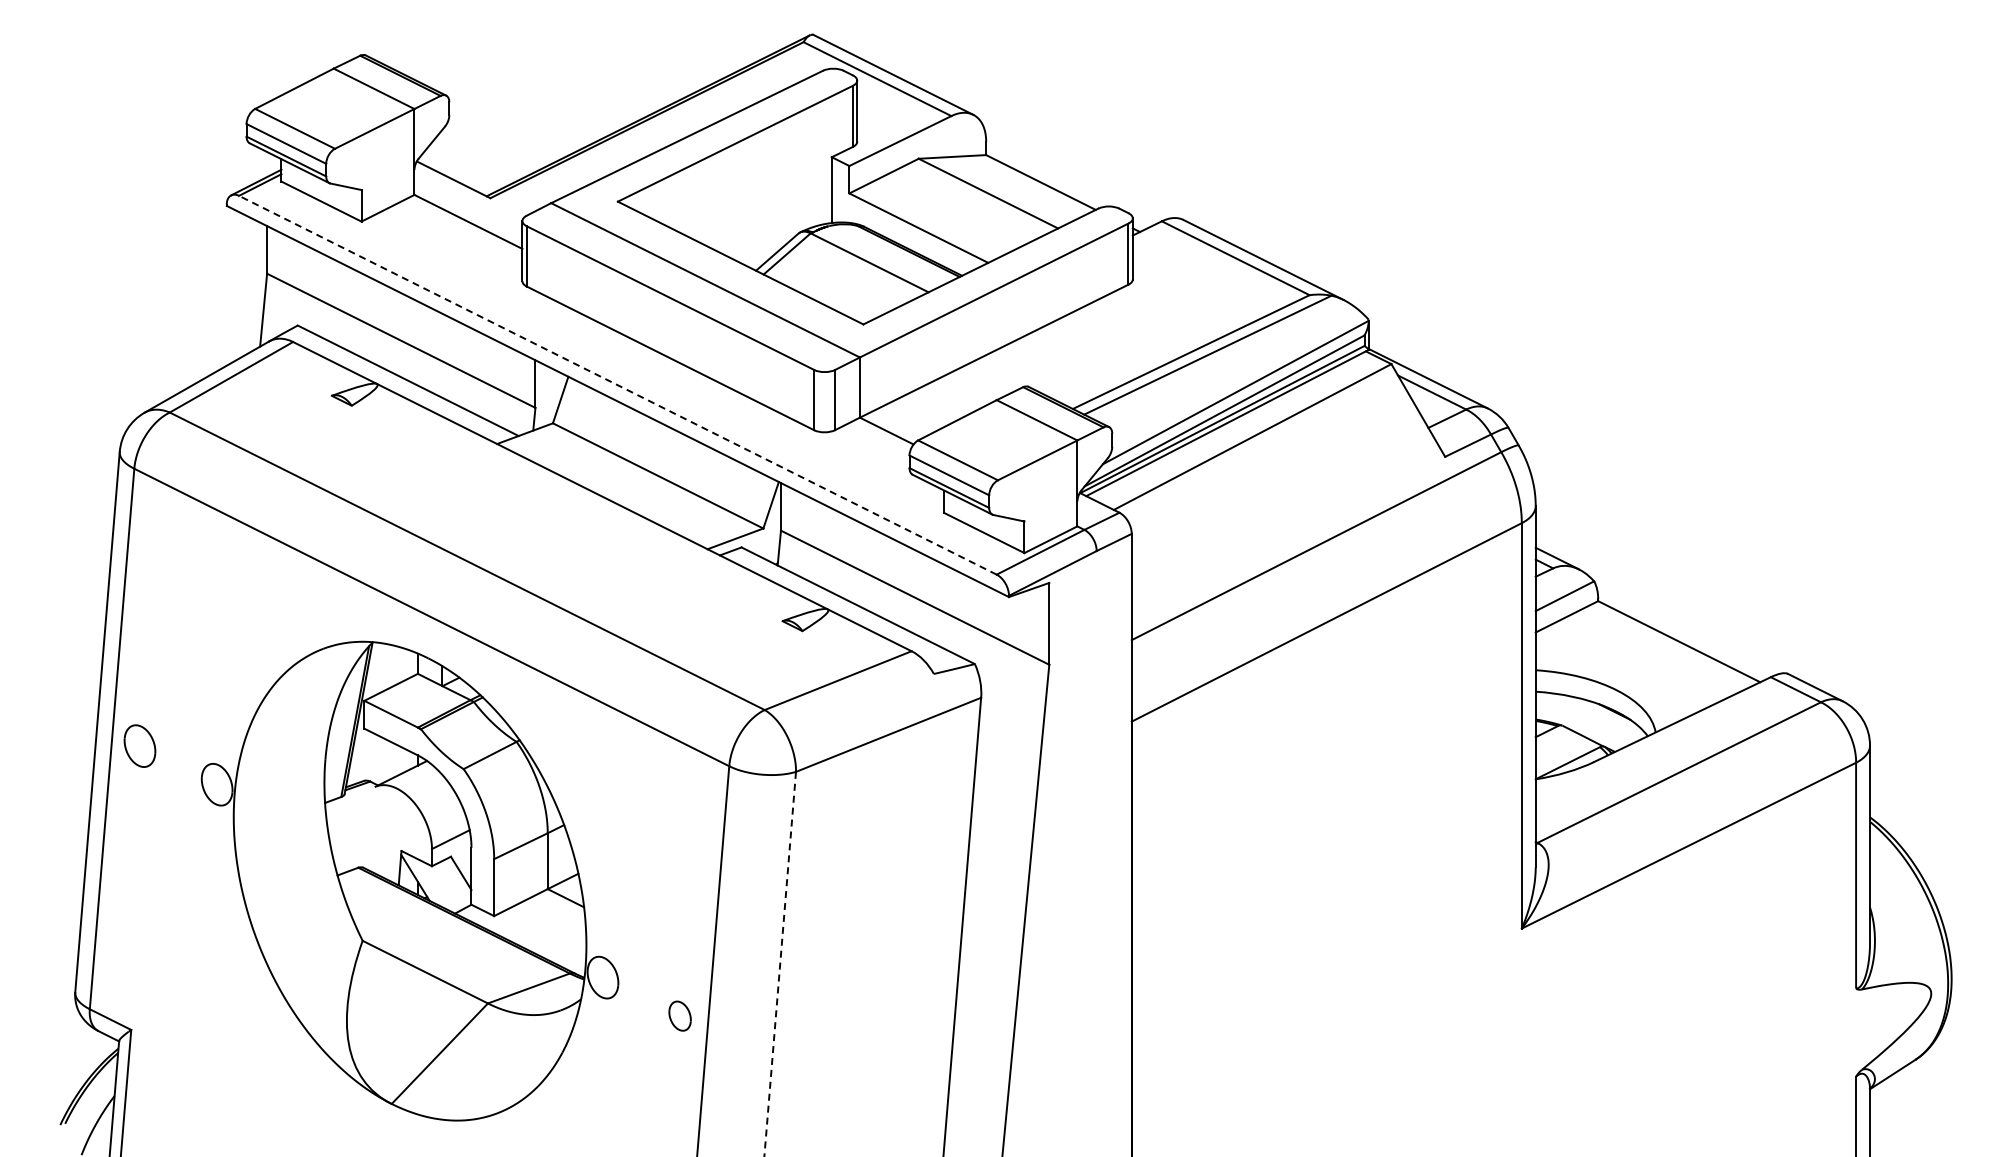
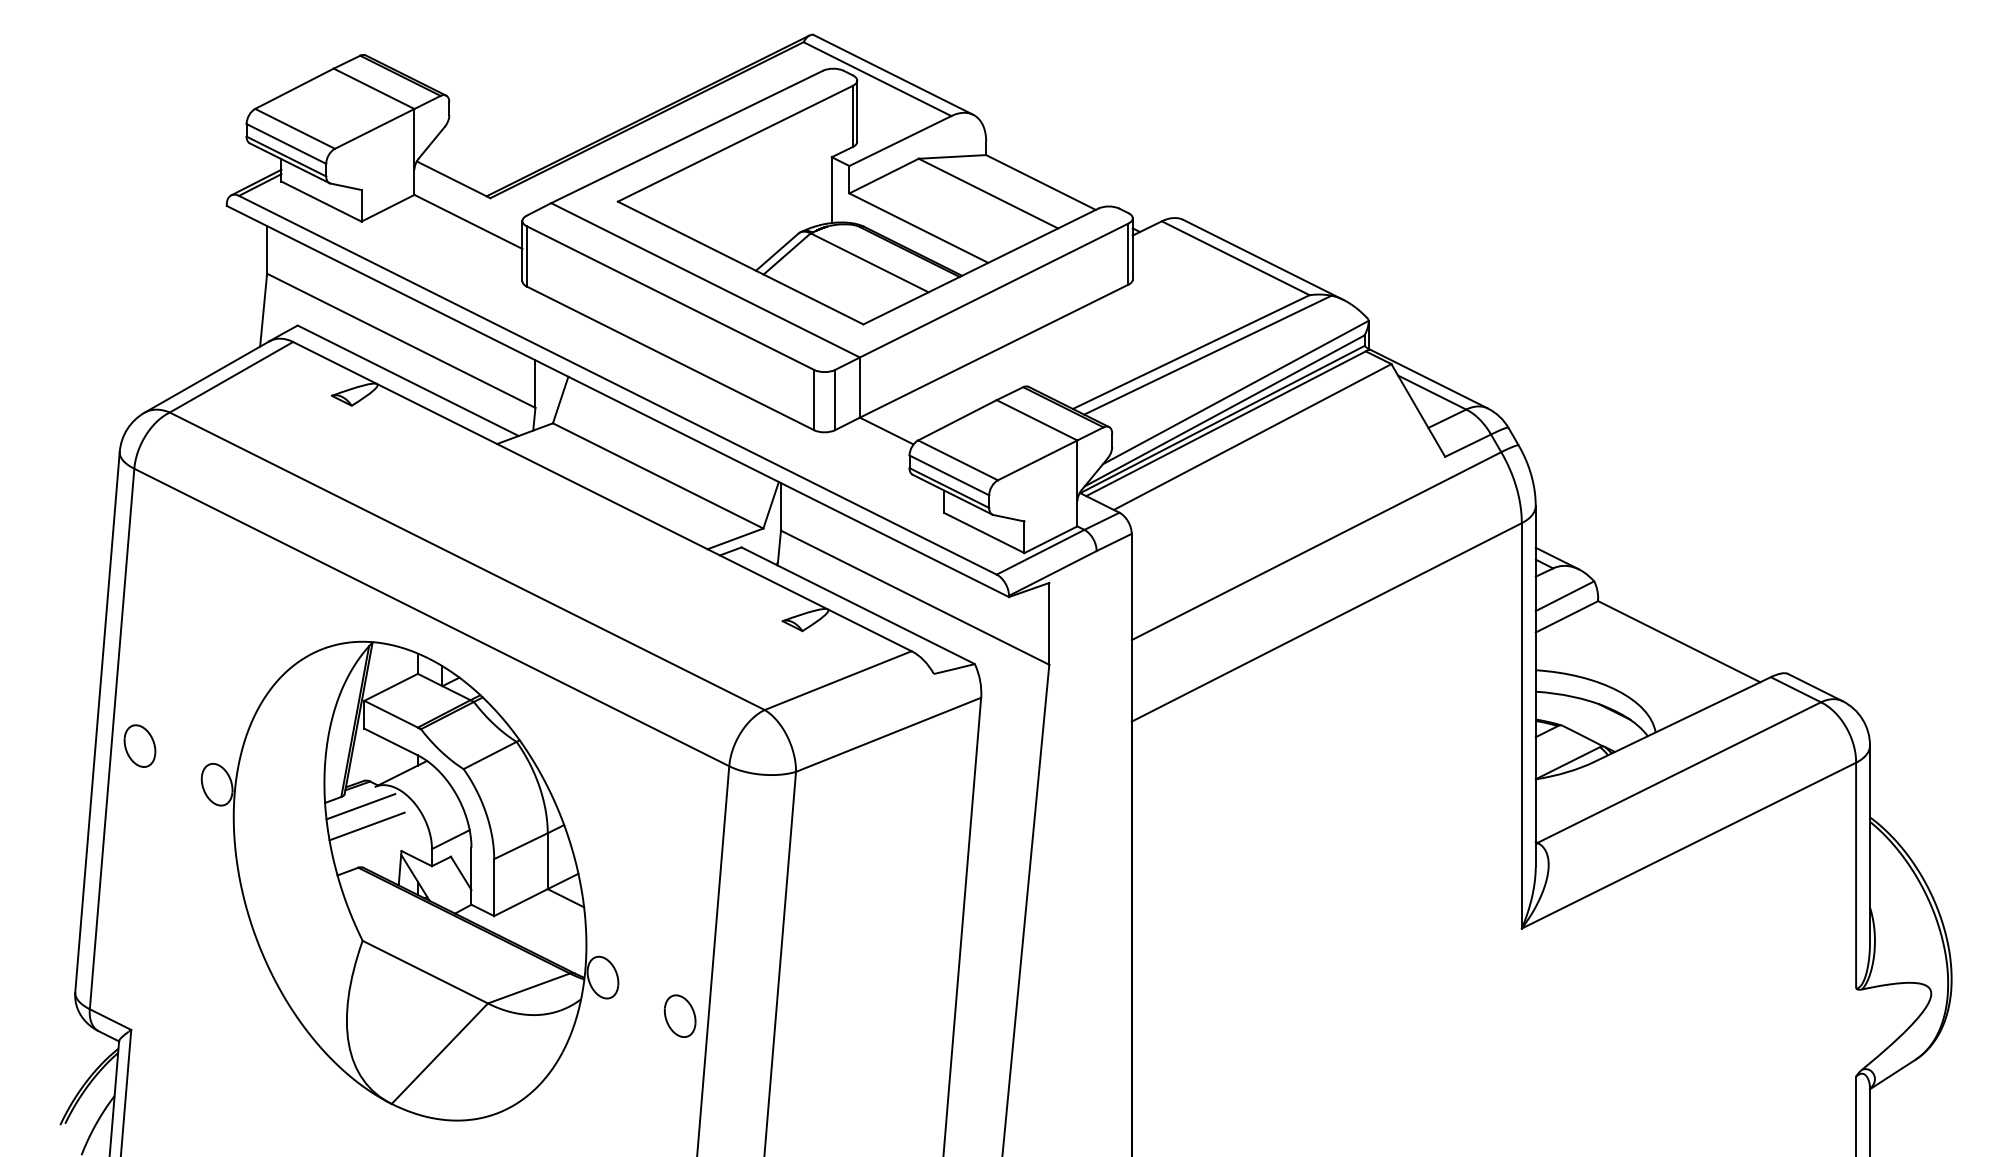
line: dashed -> solid (617, 385)
line: none -> present (360, 806)
line: none -> present (366, 826)
line: dashed -> solid (780, 964)
part size: 24x32 px -> 34x44 px (679, 1015)
